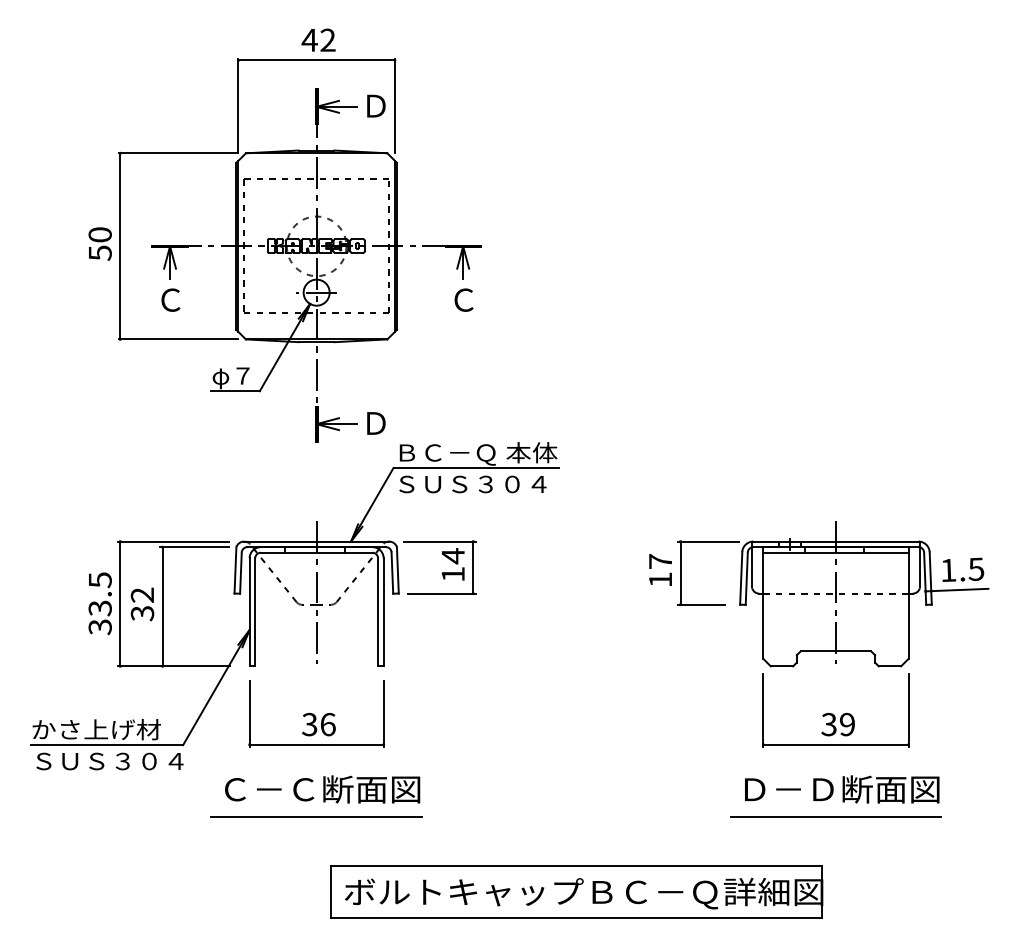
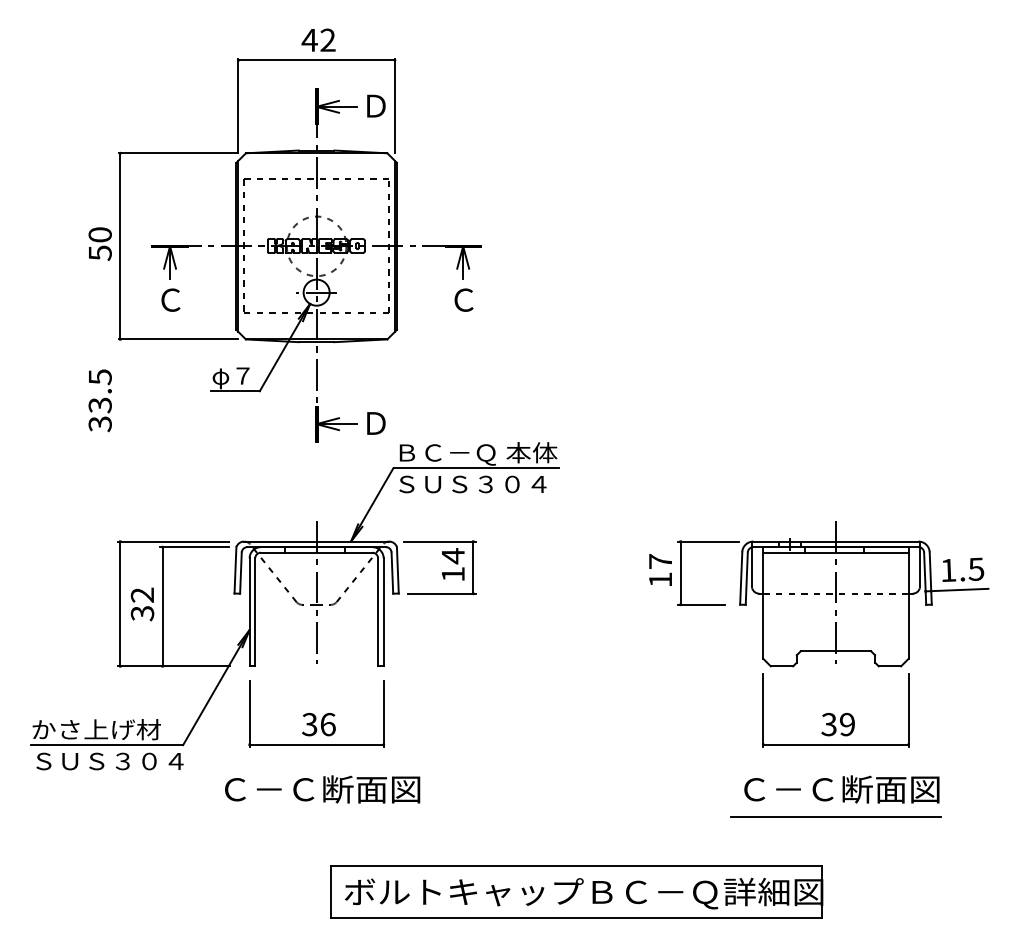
text position: (99, 603) -> (99, 400) (99, 400)
text: Ｄ－Ｄ断面図 -> Ｃ－Ｃ断面図 (788, 789)
line: present -> none (316, 816)
